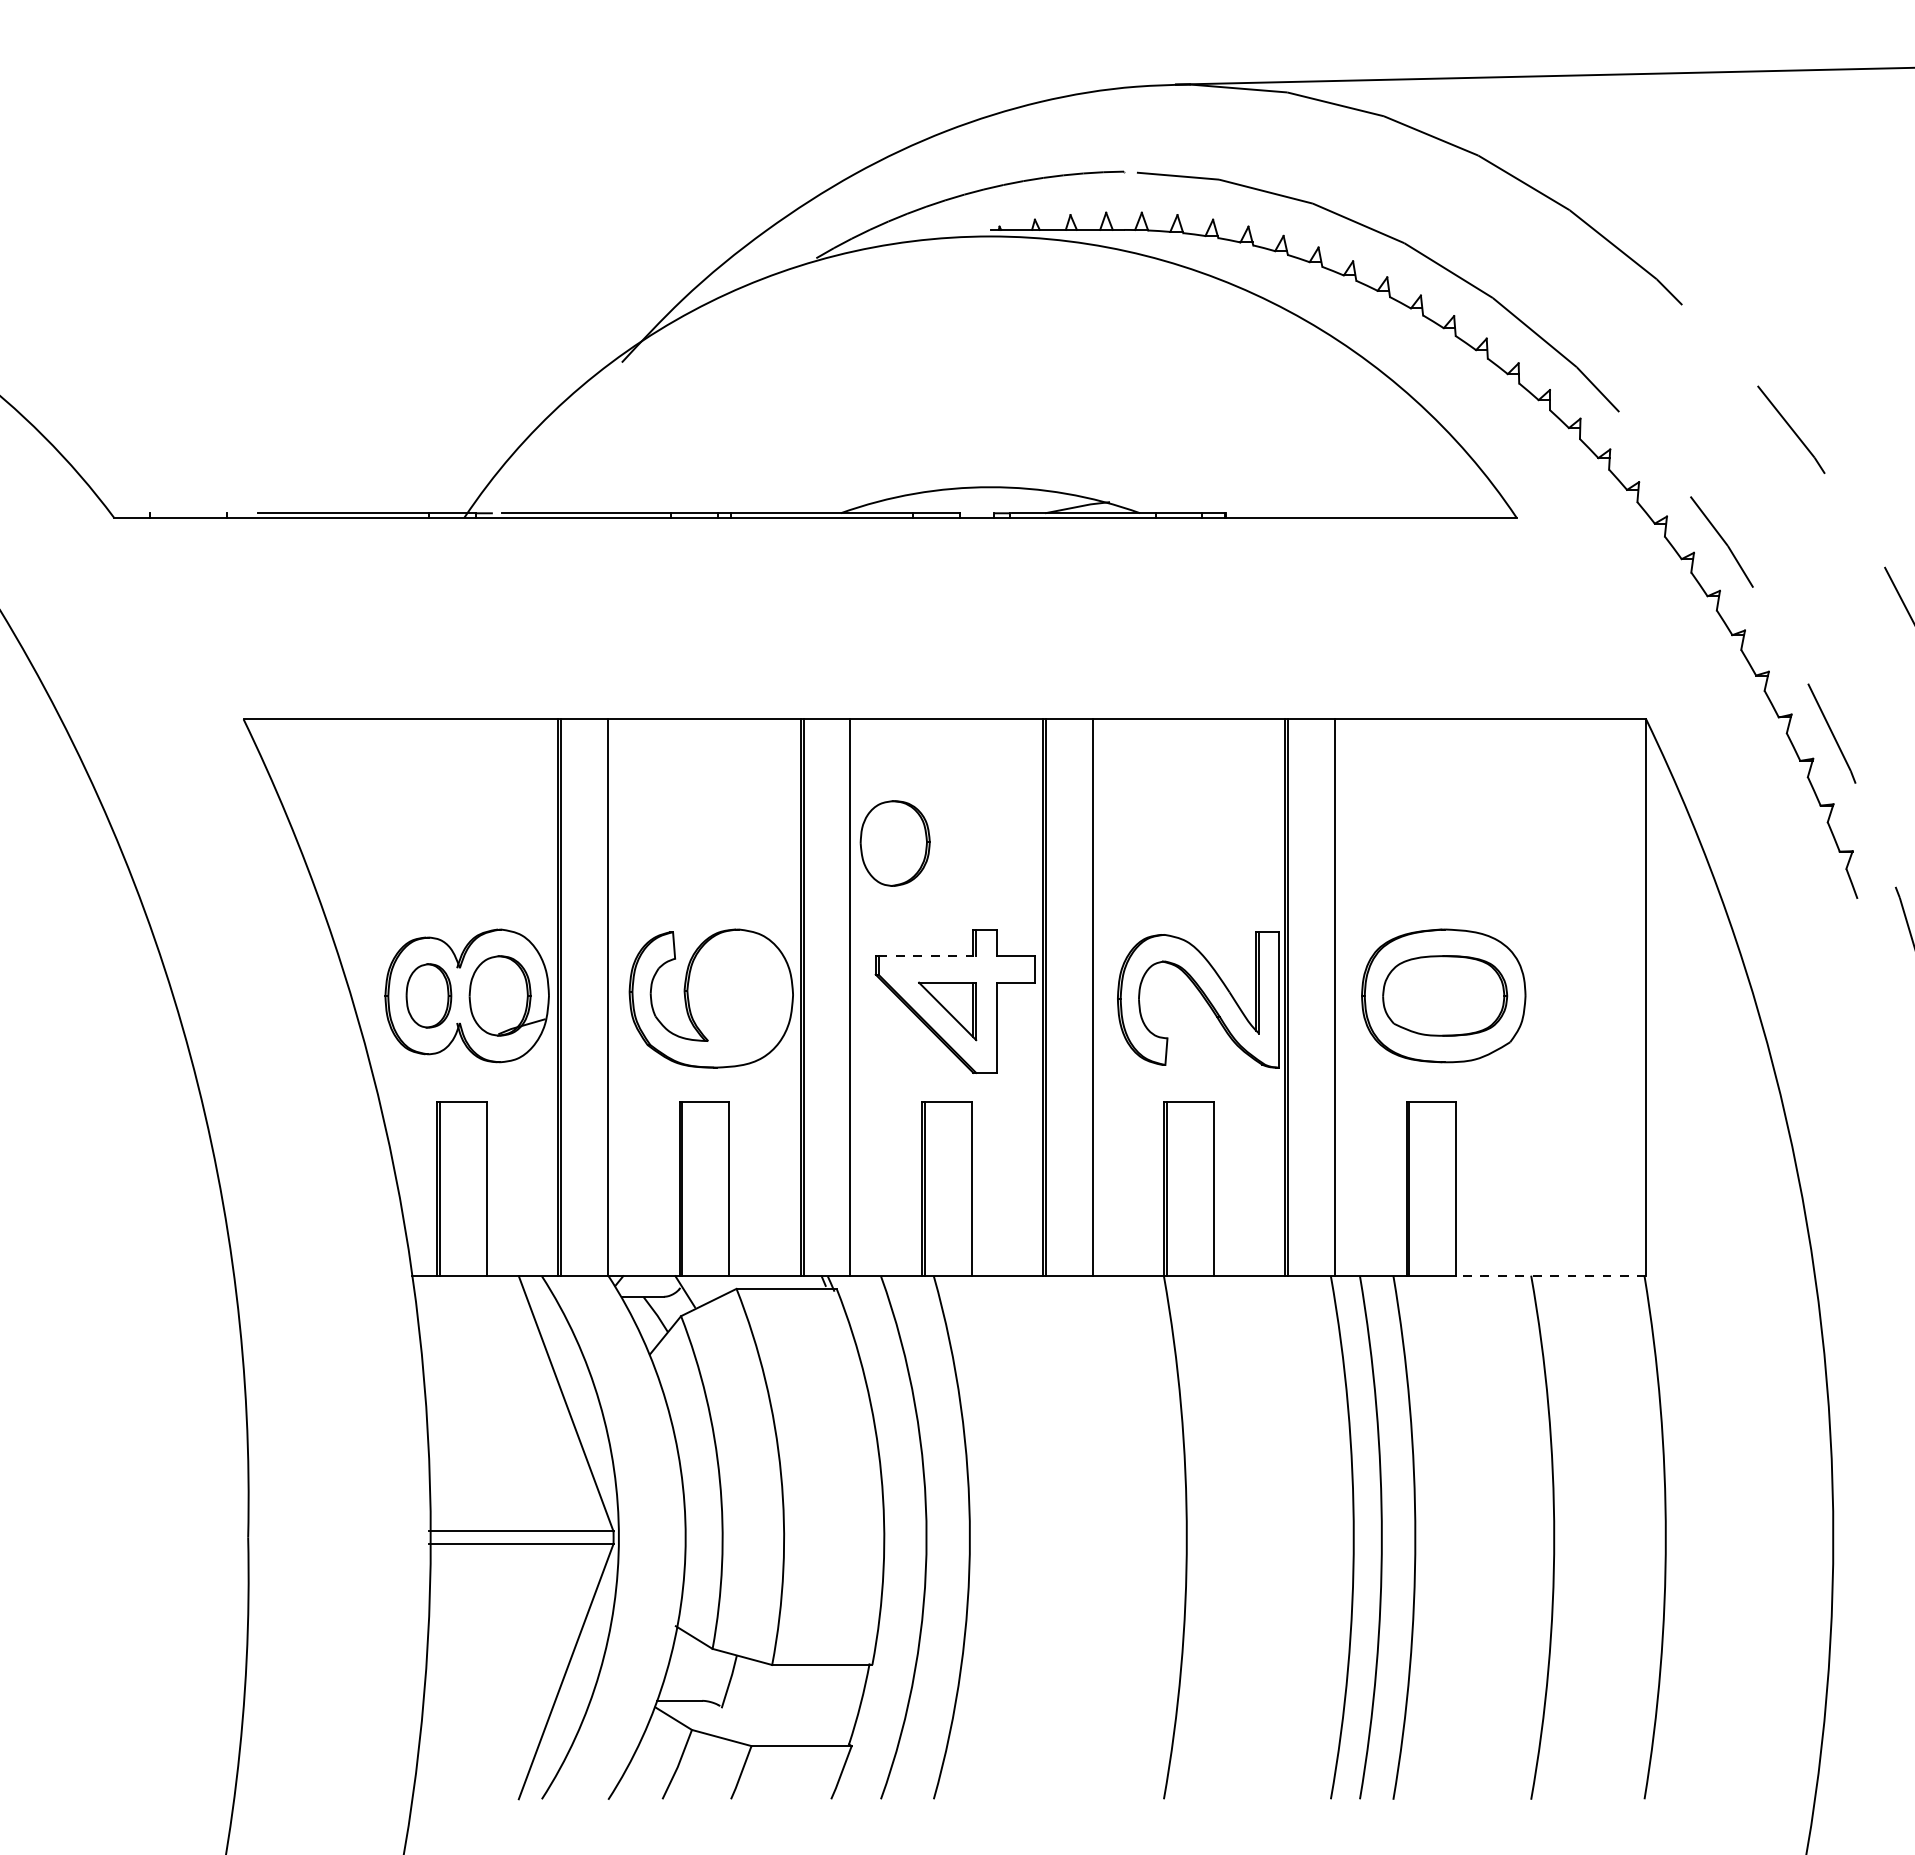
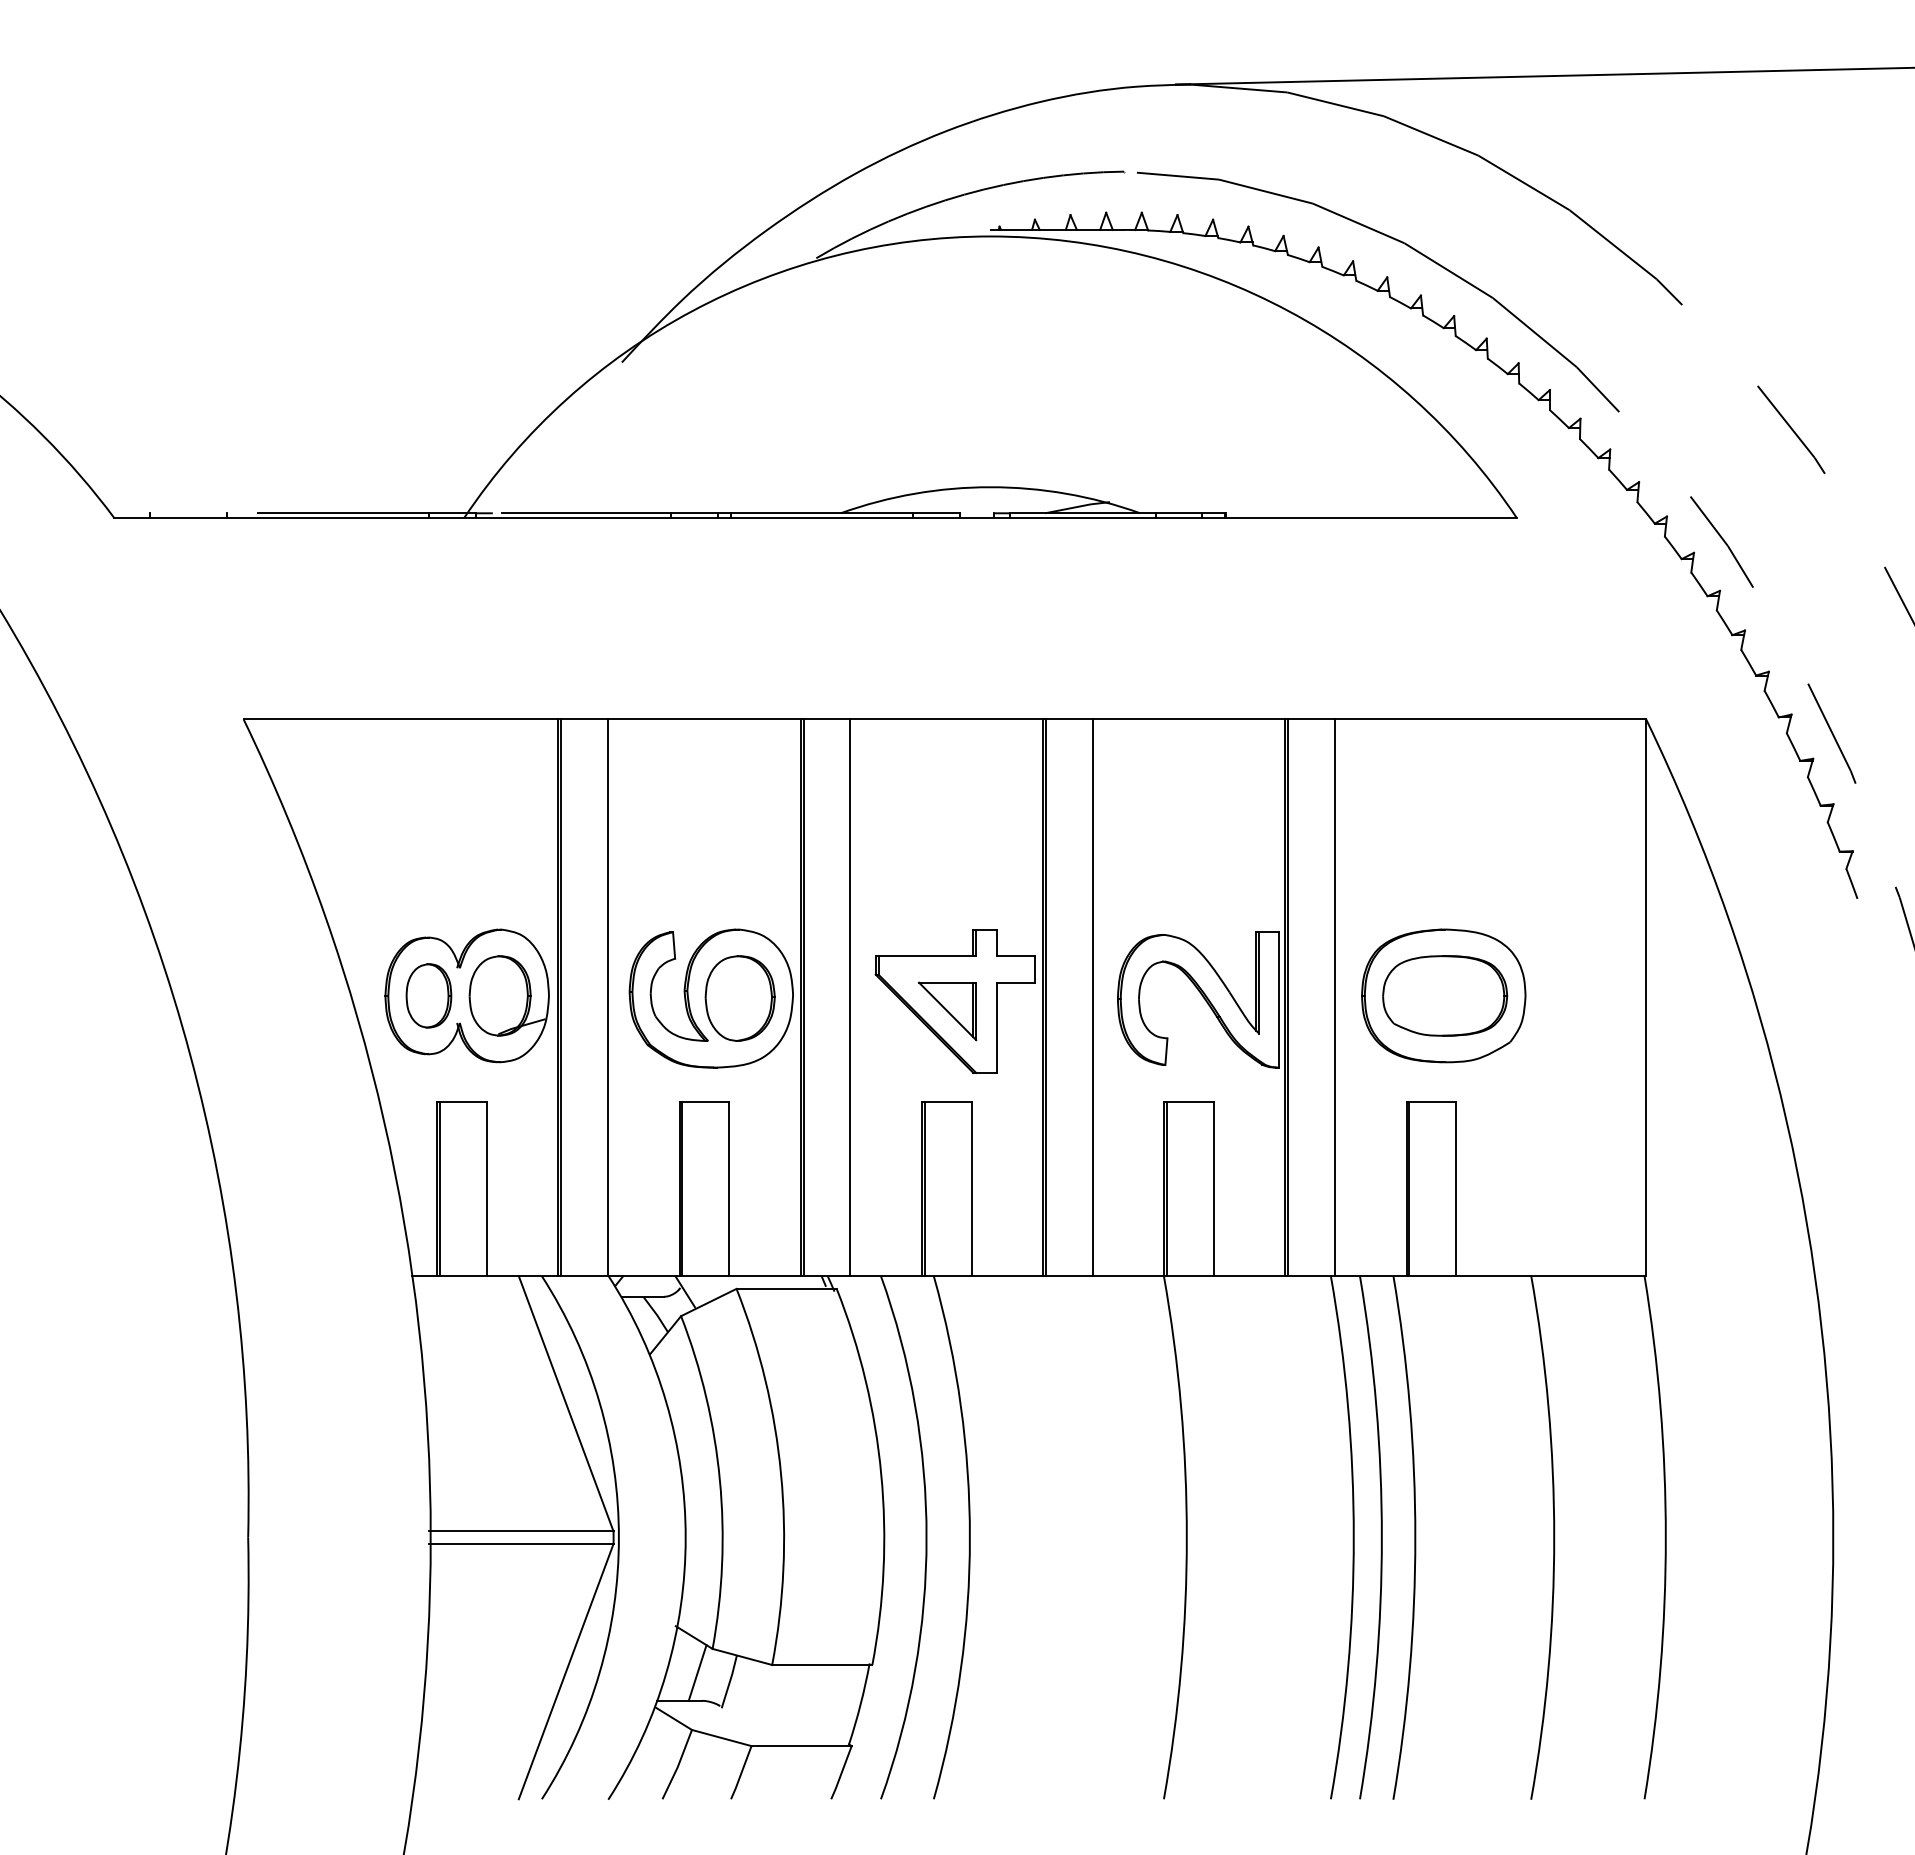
part position: (894, 843) -> (739, 998) (739, 998)
line: dashed -> solid (927, 956)
line: dashed -> solid (1550, 1276)
line: none -> present (697, 1672)
